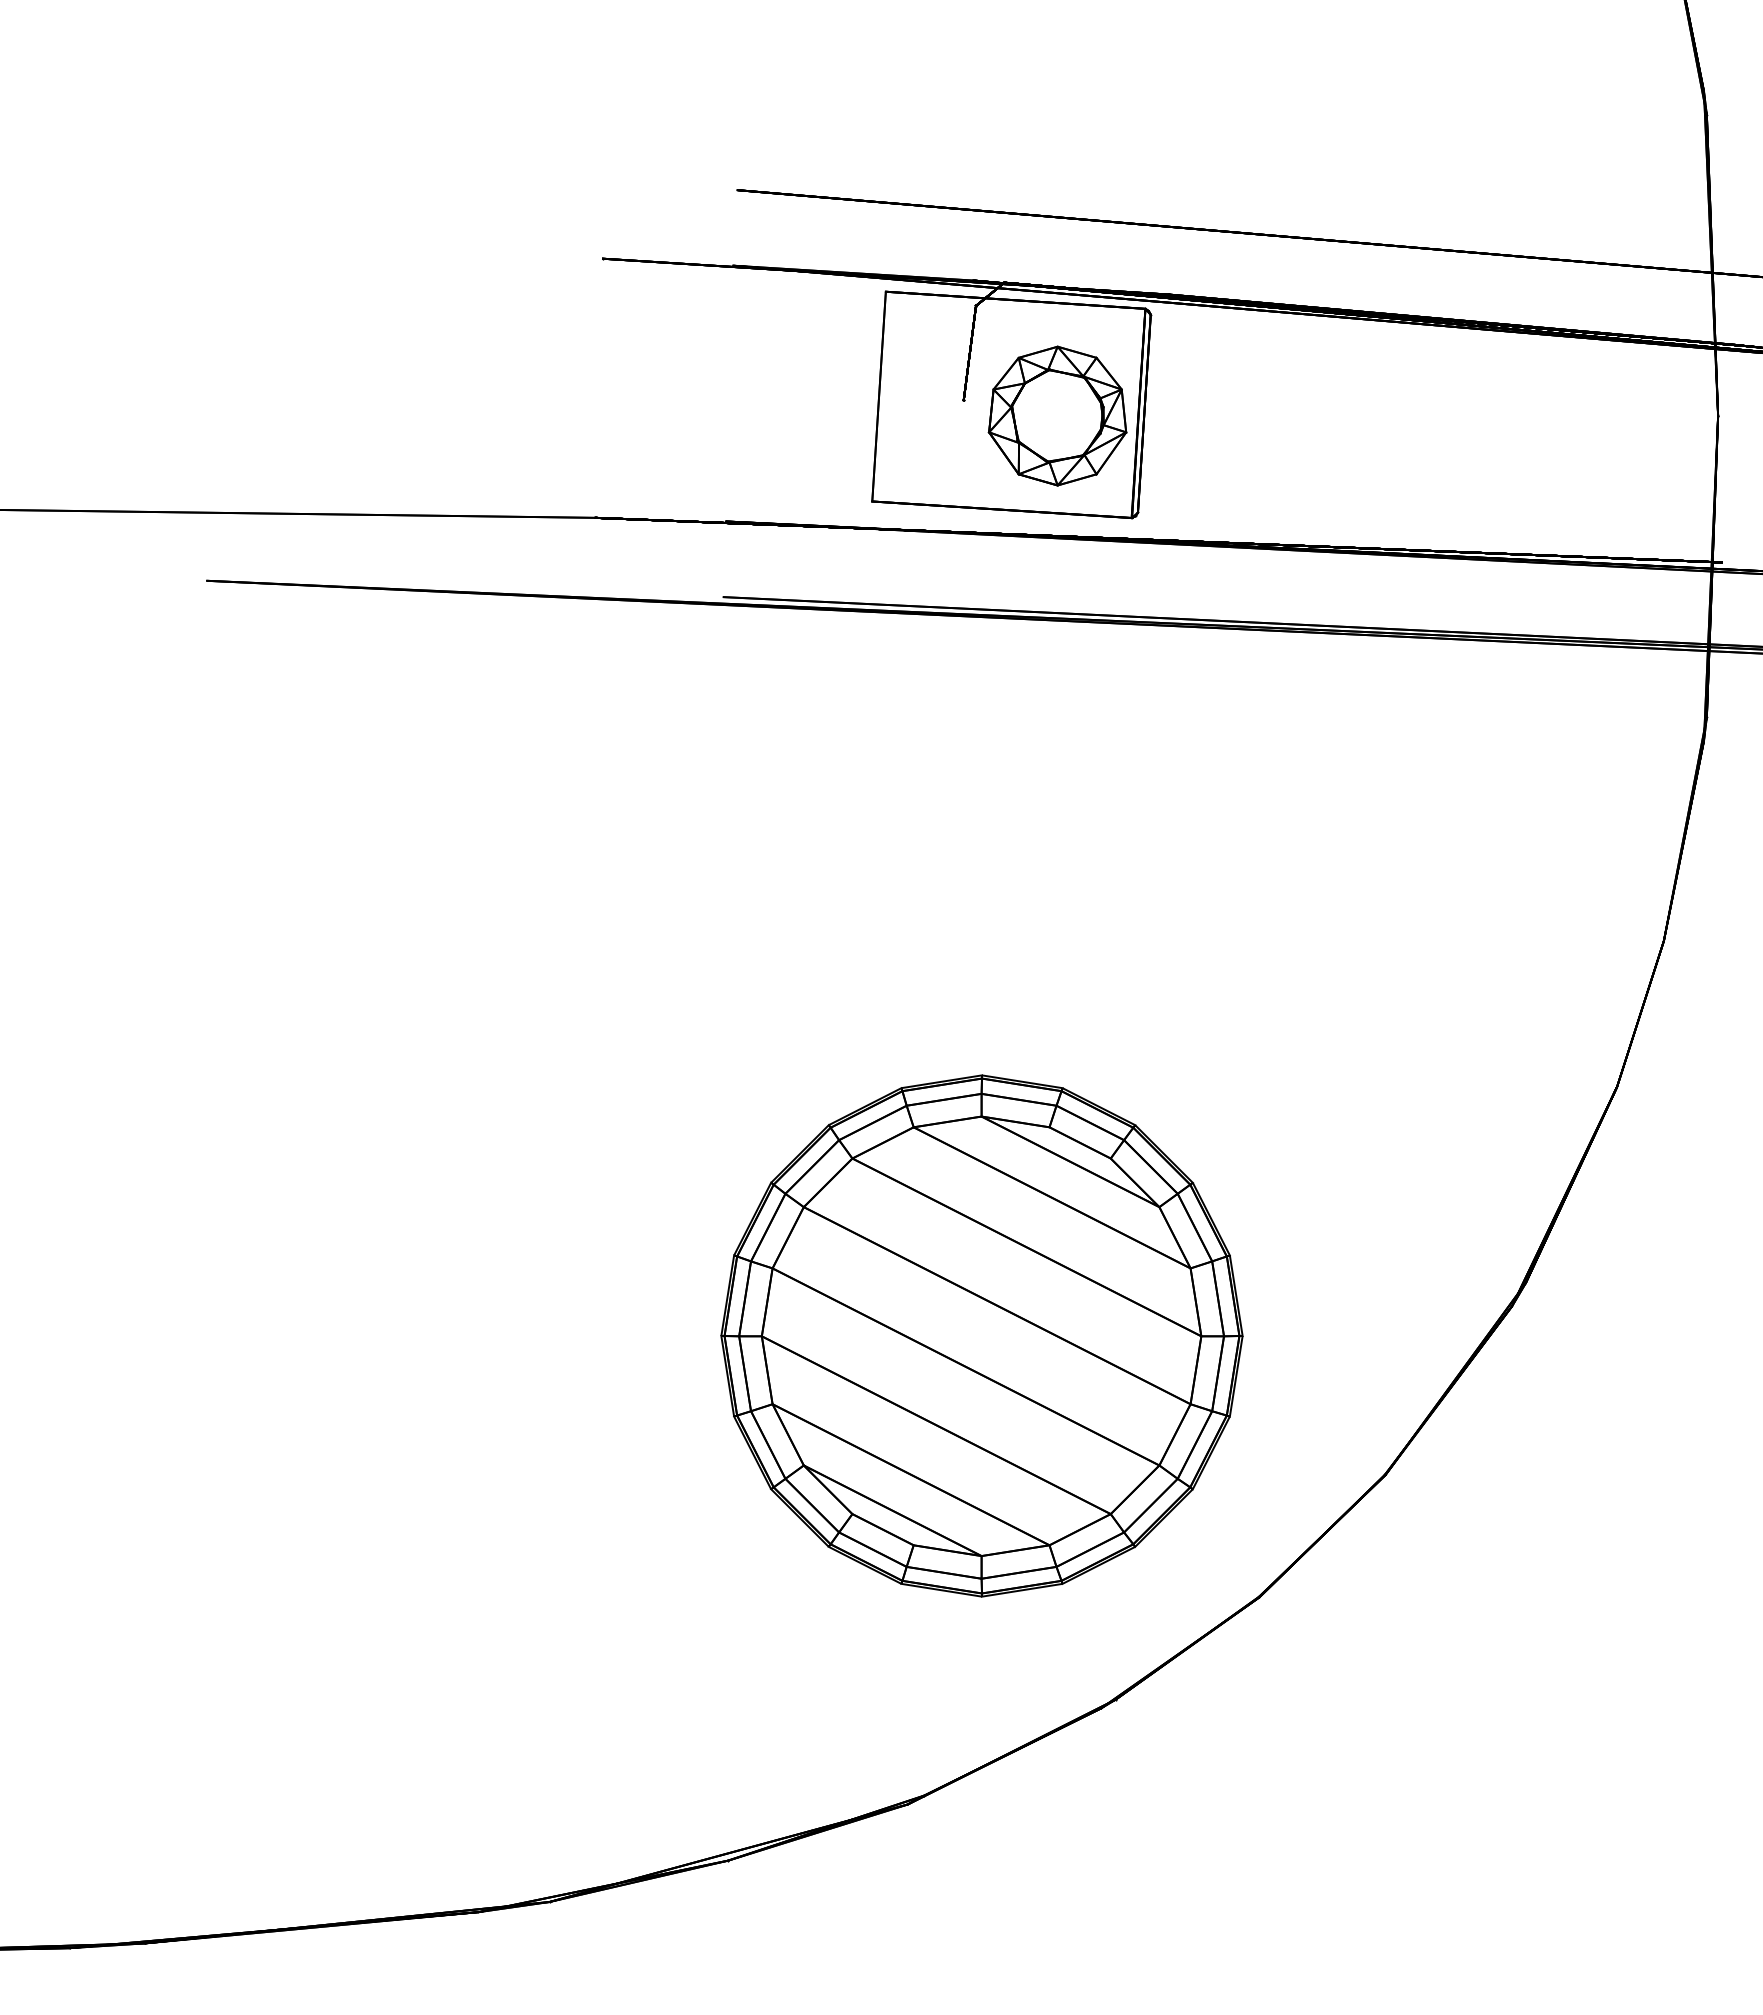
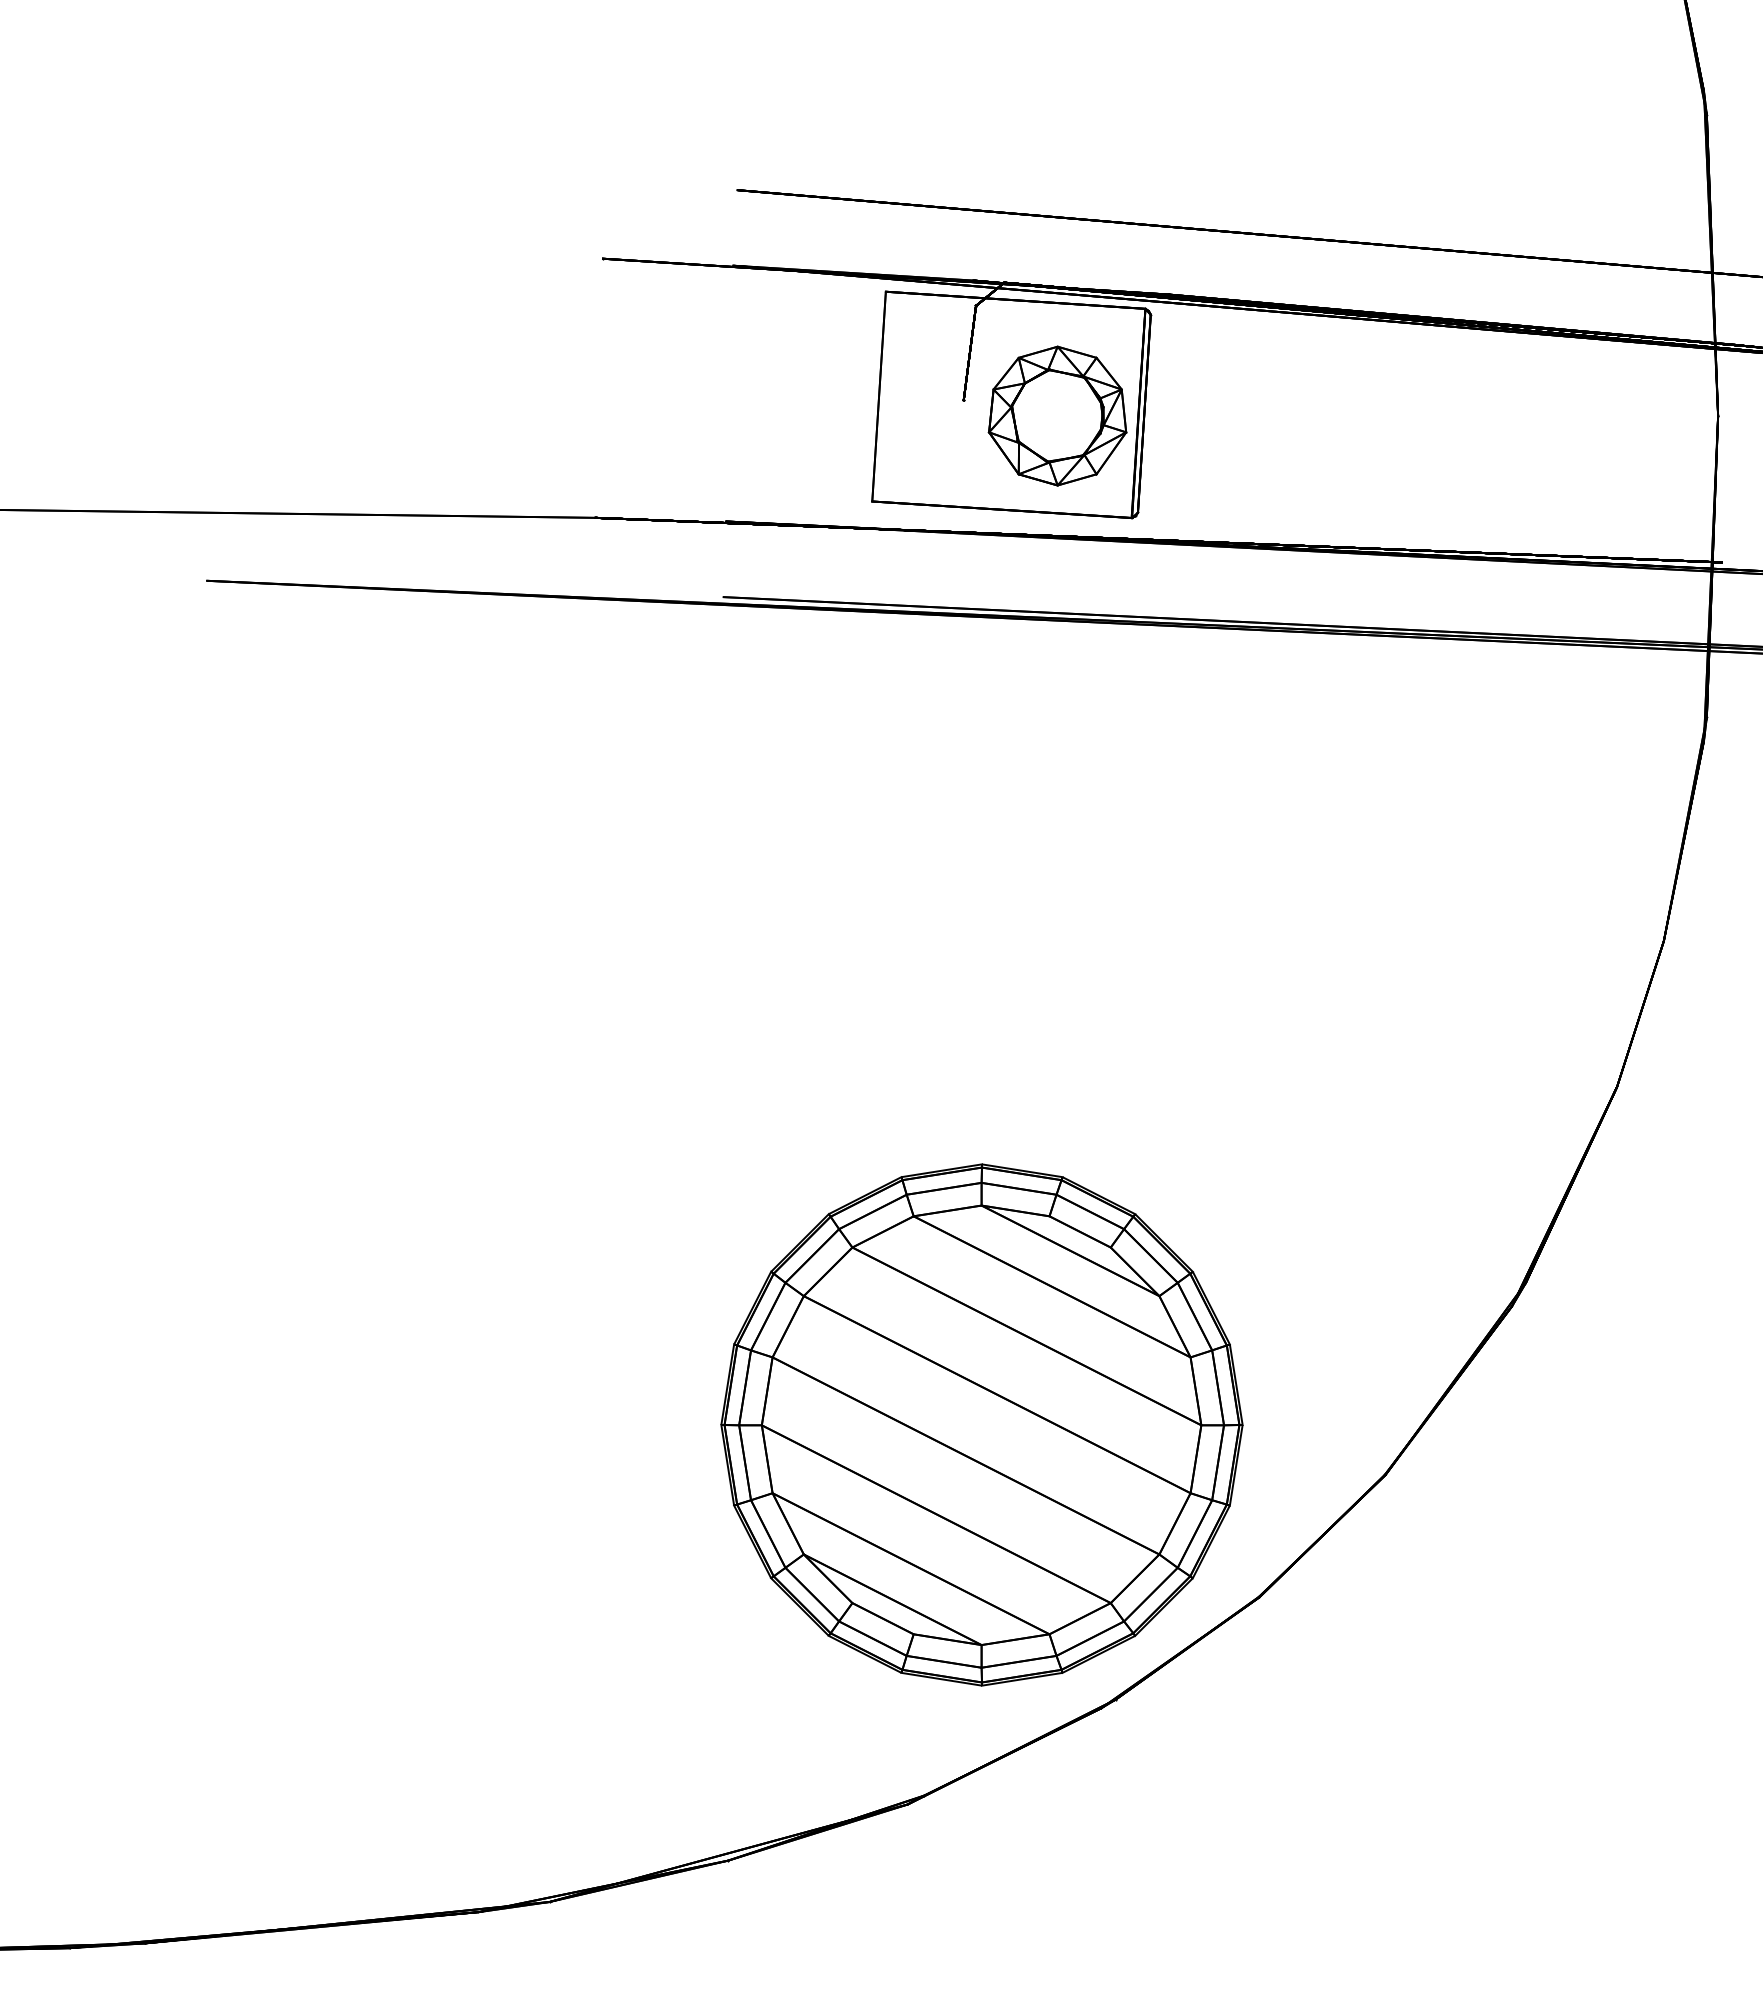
part position: (981, 1335) -> (981, 1424) (981, 1424)
